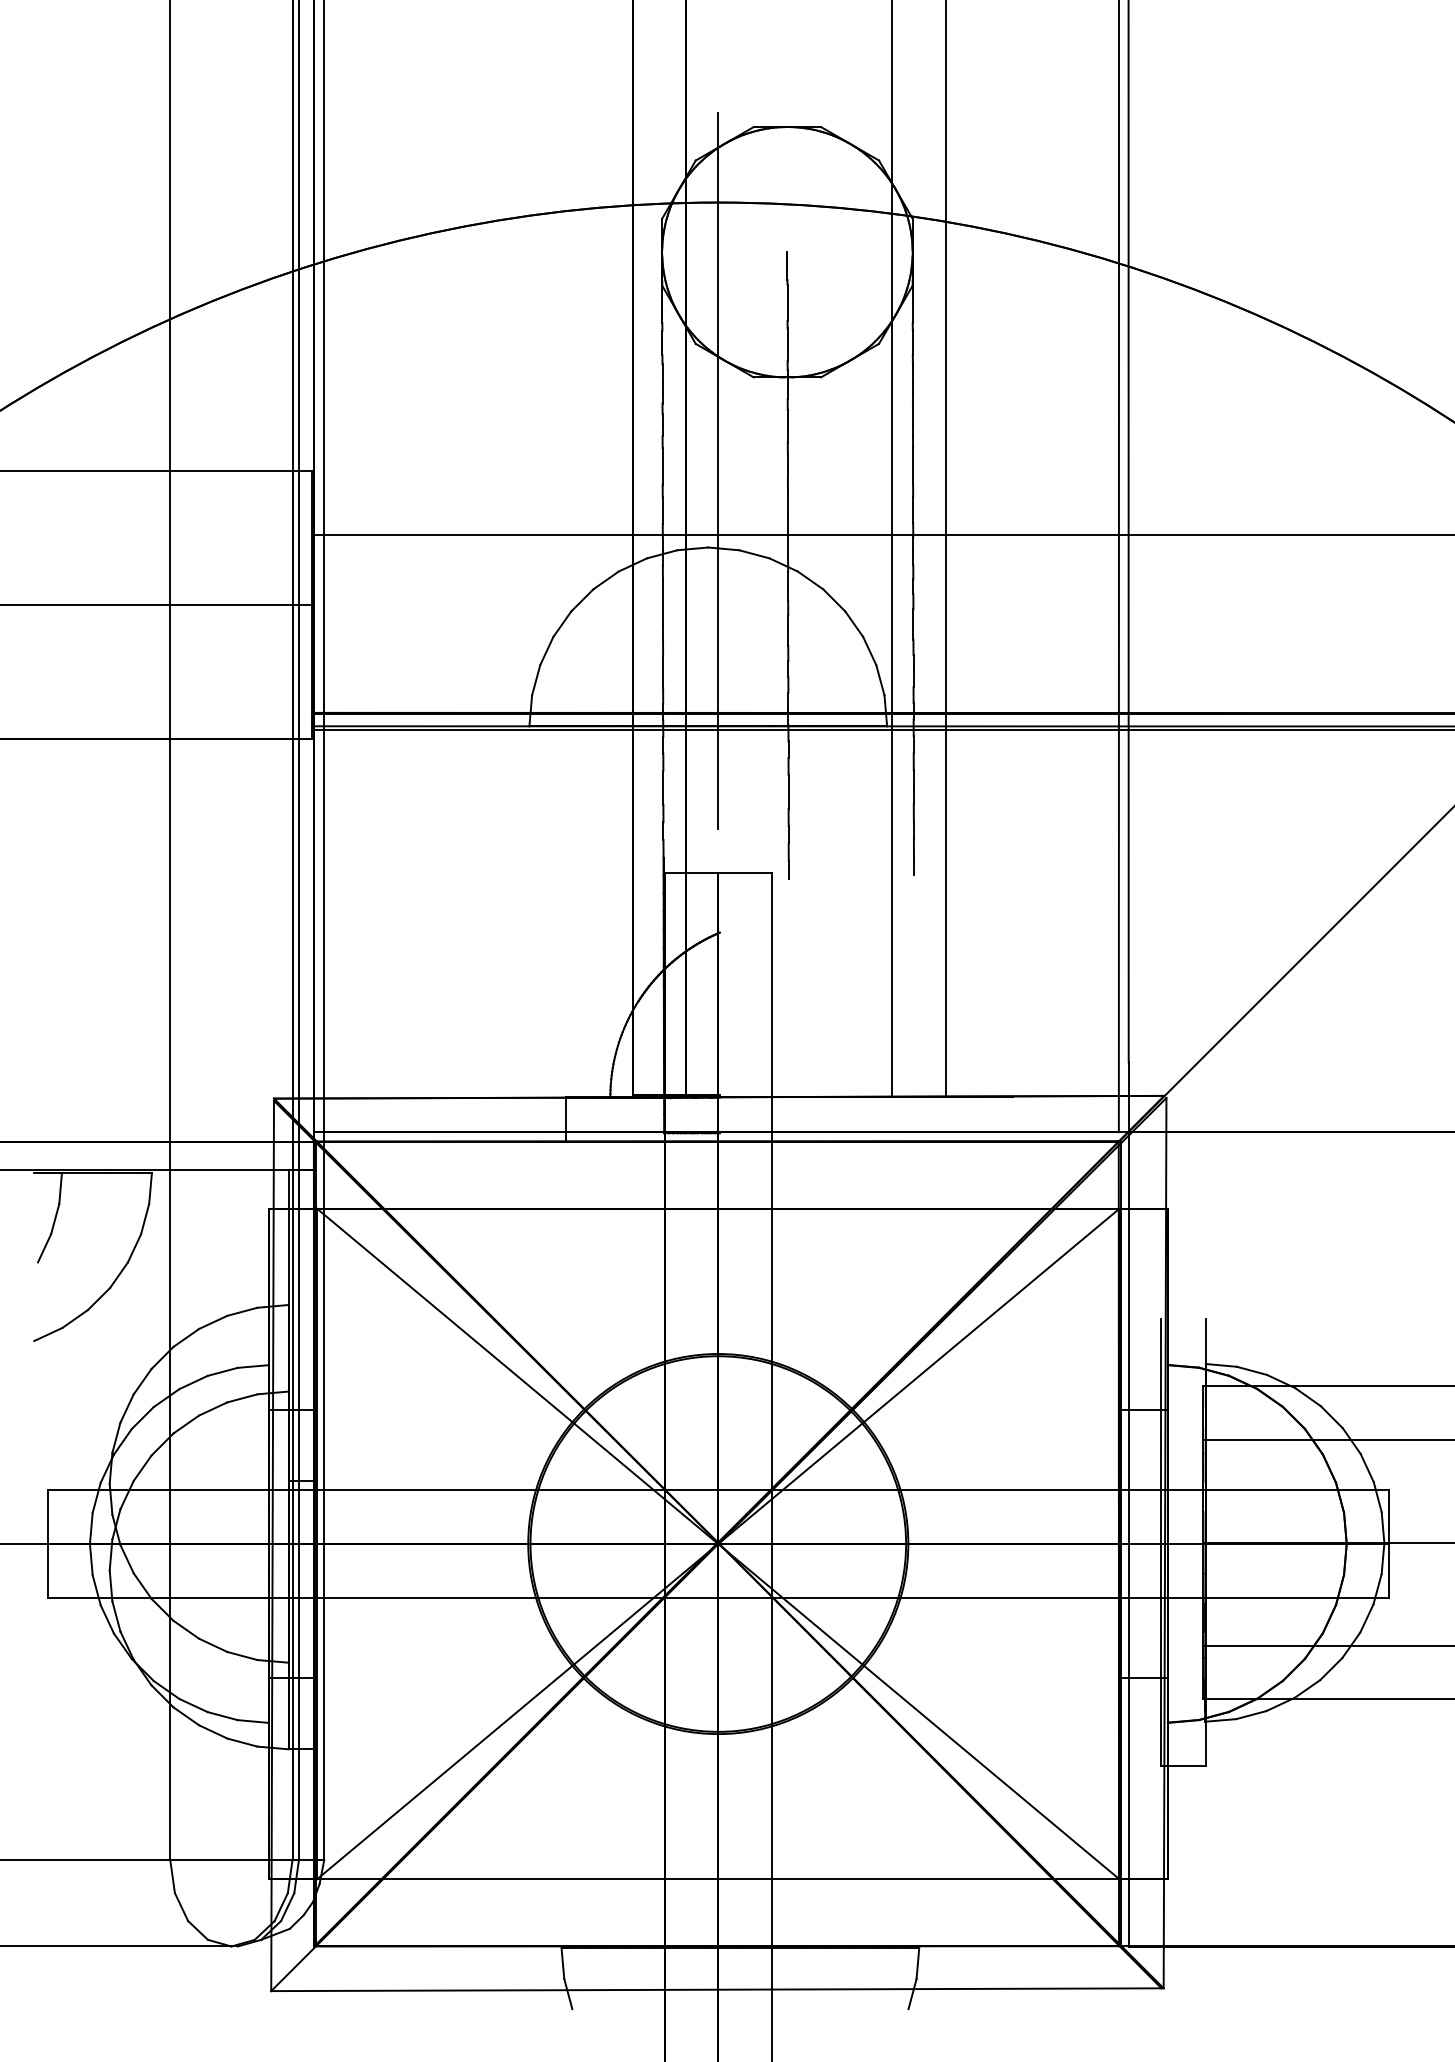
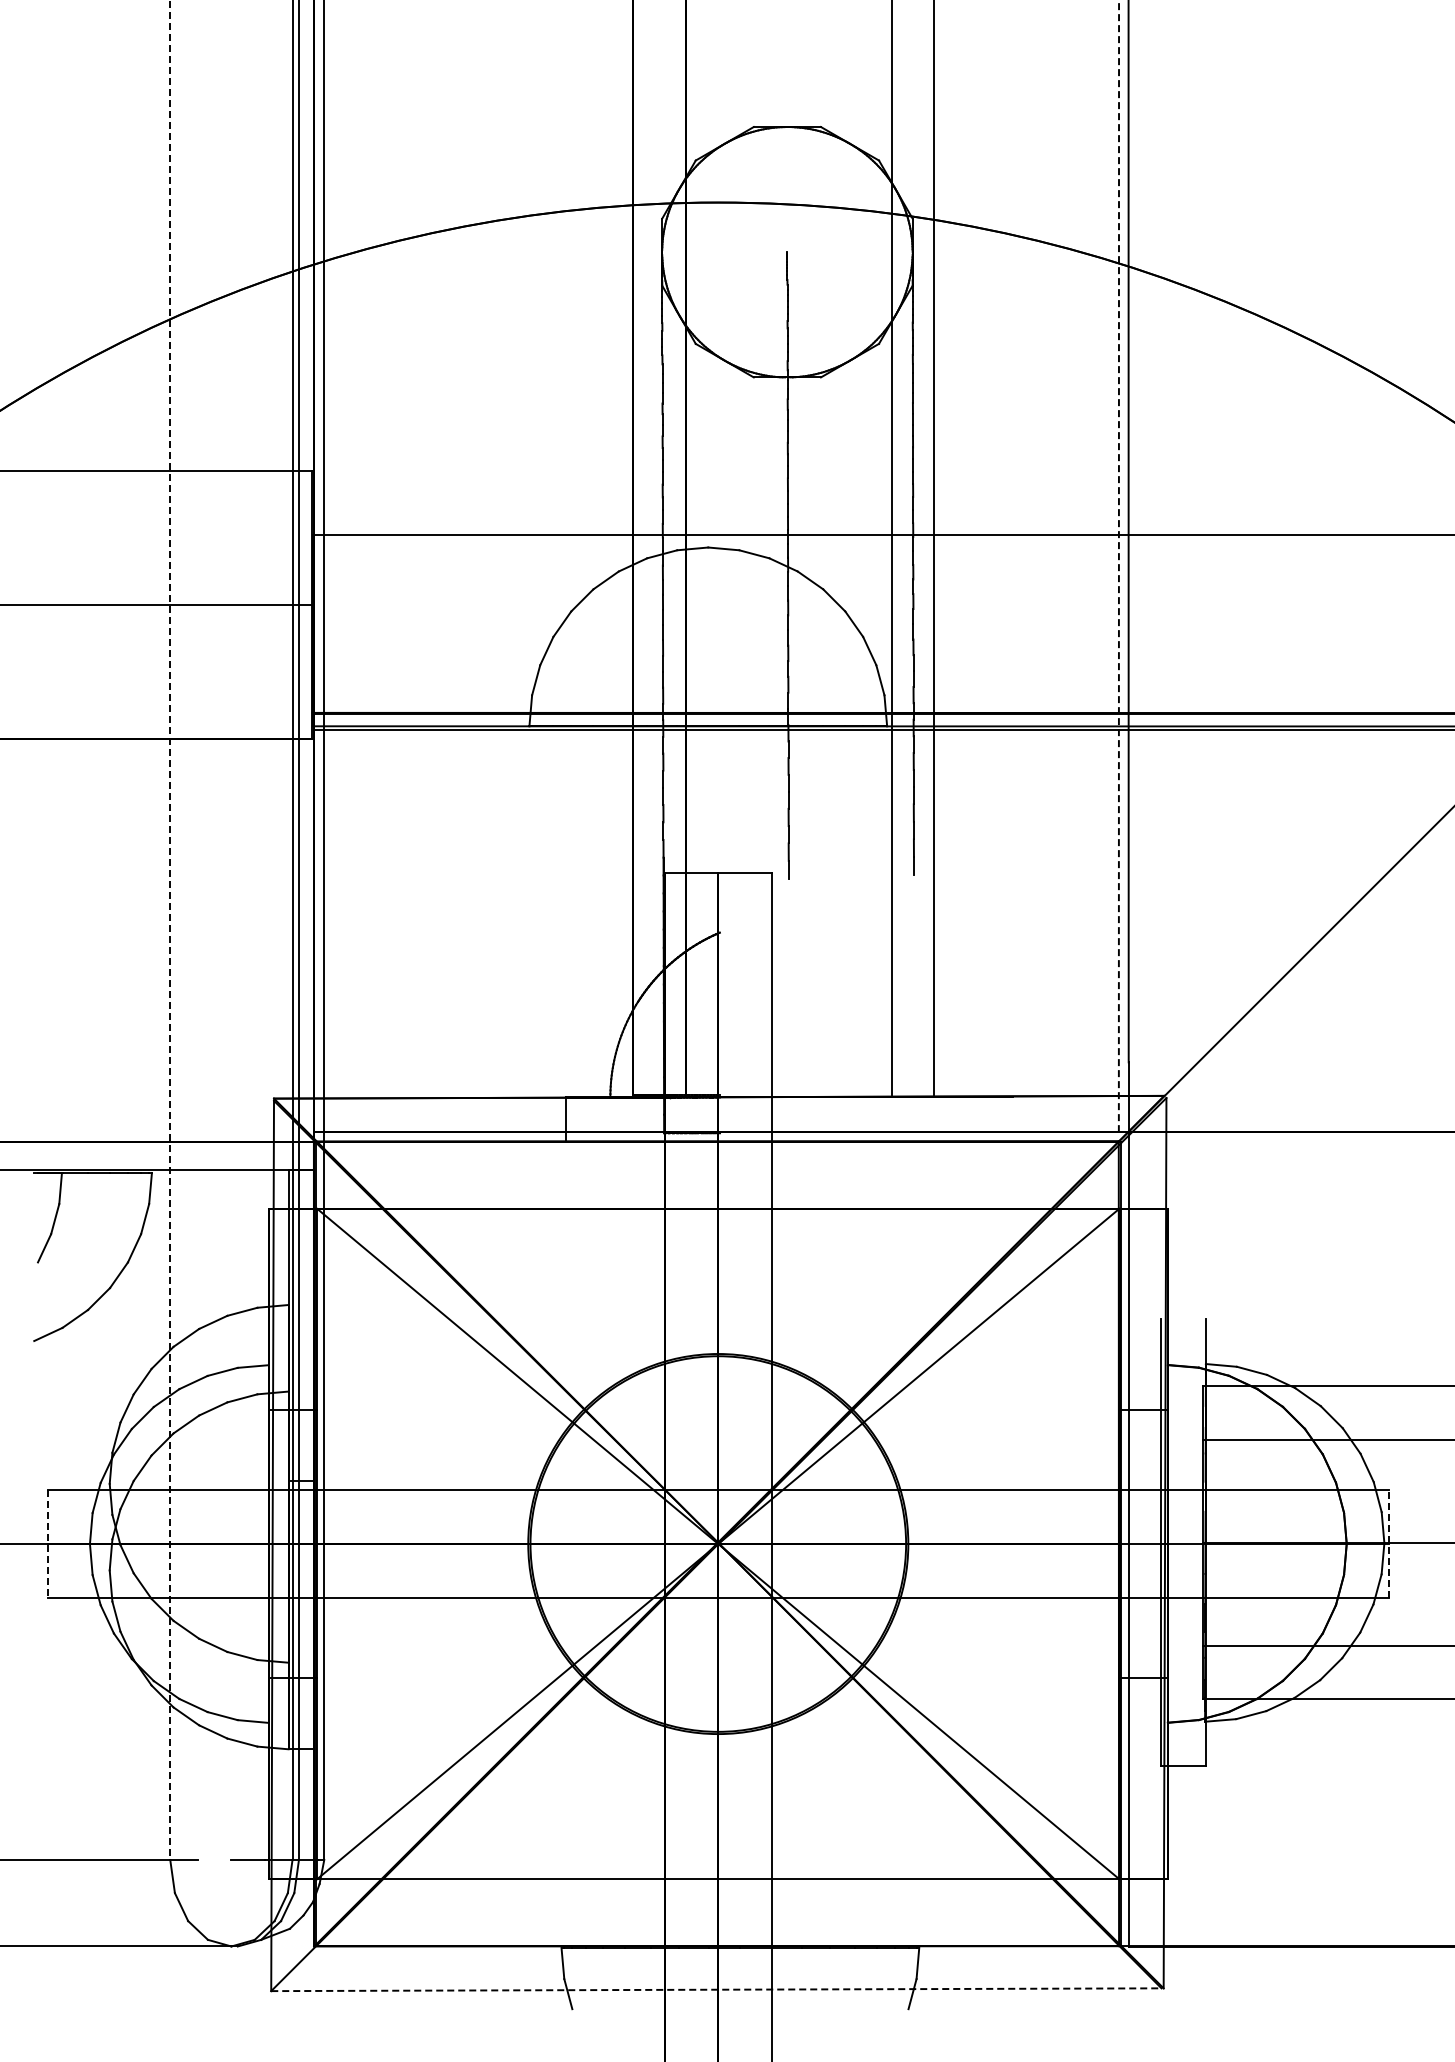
line: present -> none (718, 470)
line position: (945, 548) -> (933, 548) (933, 548)
line: solid -> dashed (1118, 565)
line: solid -> dashed (170, 930)
line: solid -> dashed (47, 1544)
line: solid -> dashed (1389, 1544)
line: present -> none (214, 1860)
line: solid -> dashed (716, 1989)
